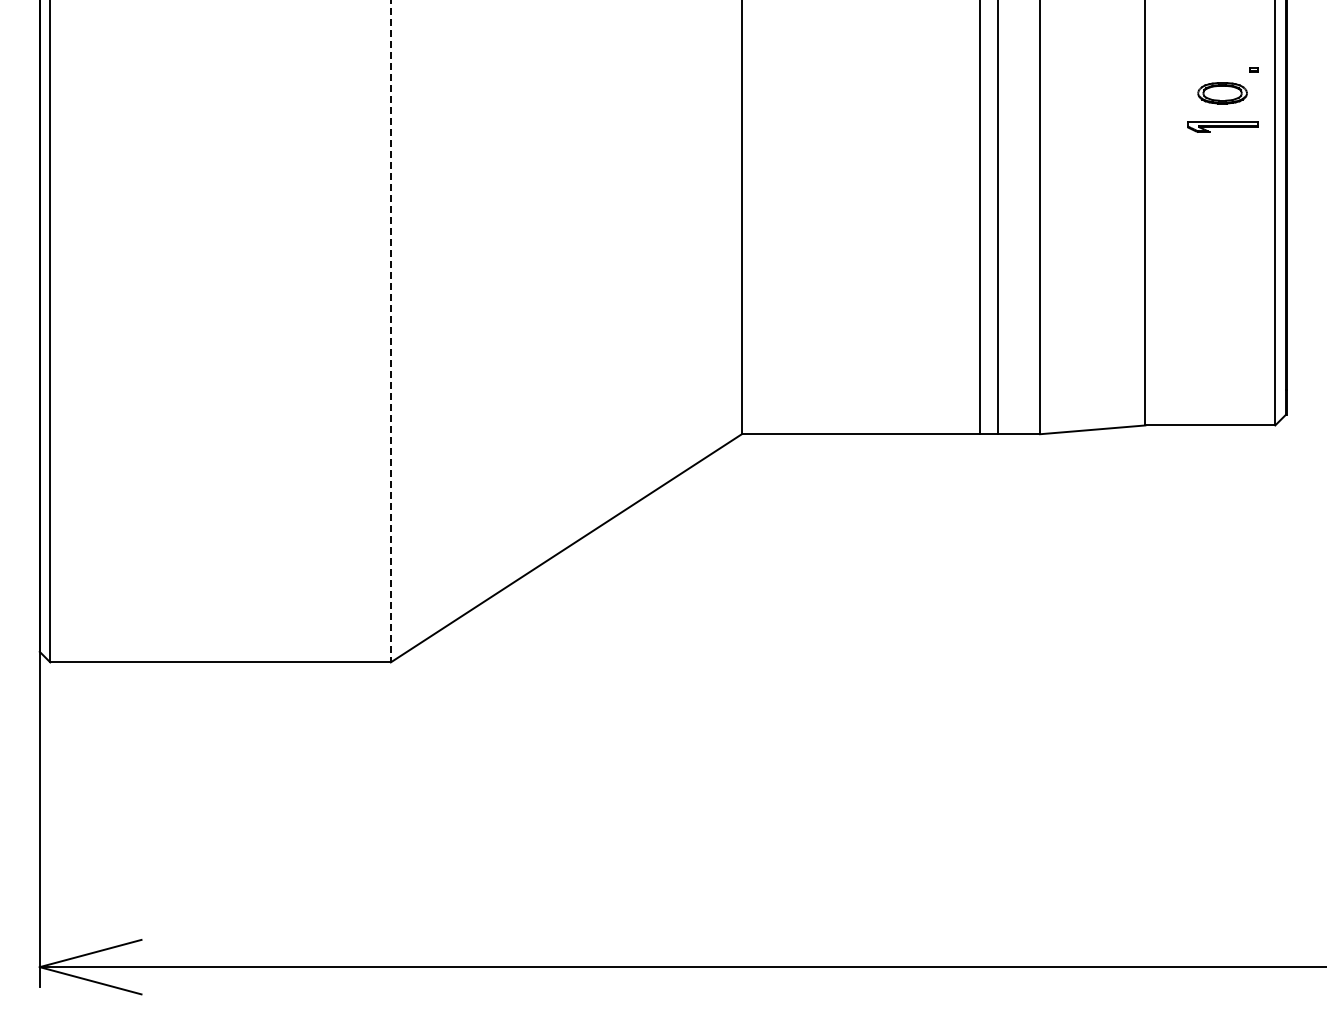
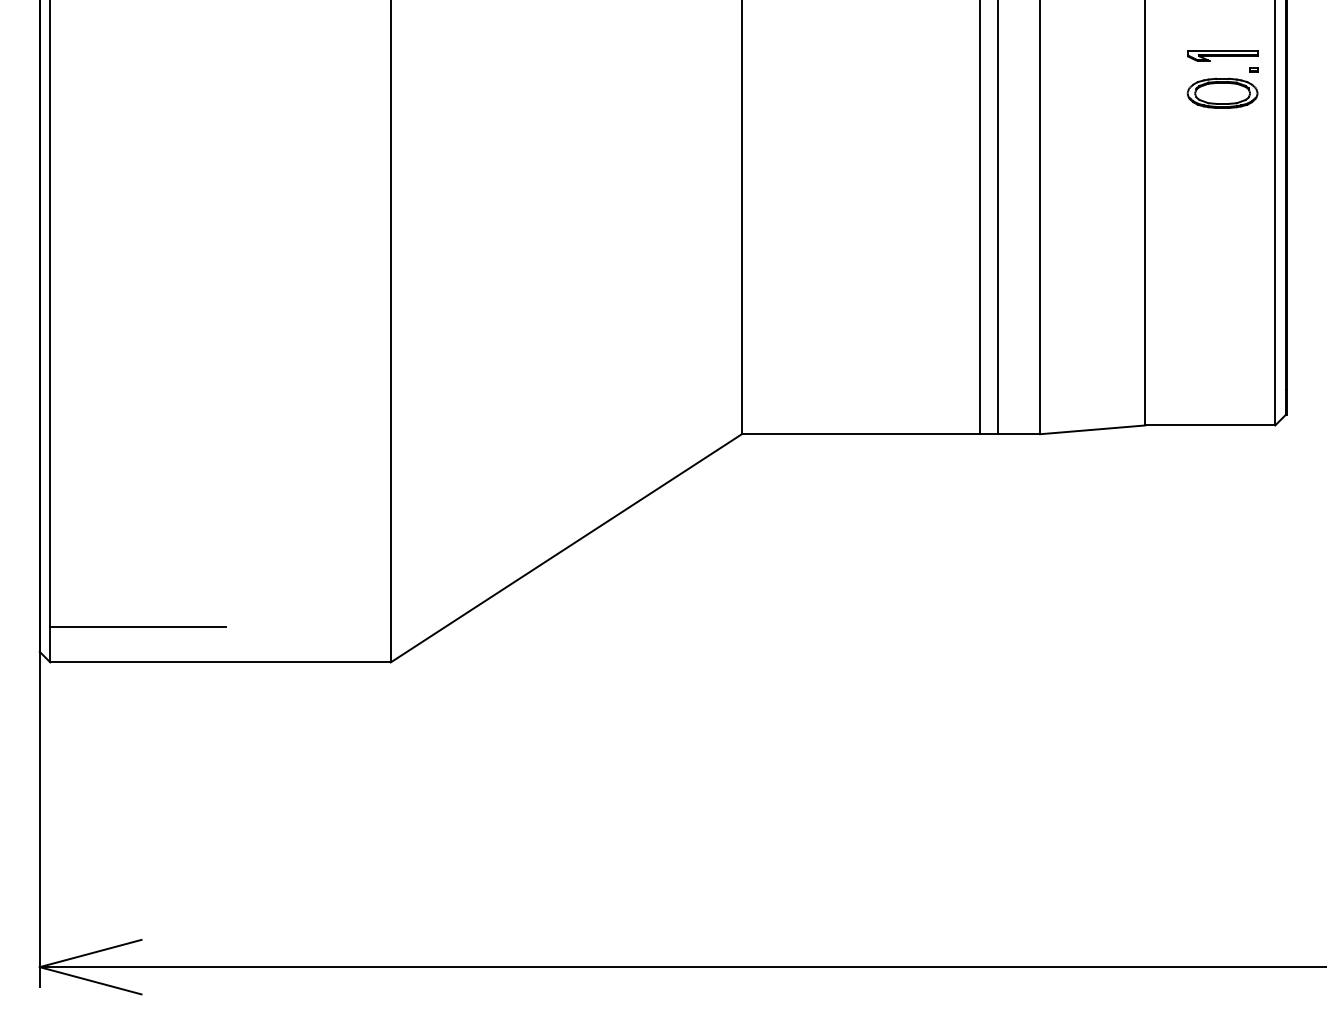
part size: 51x23 px -> 73x32 px (1222, 92)
part position: (1222, 126) -> (1222, 55) (1222, 55)
line: dashed -> solid (390, 331)
line: none -> present (137, 627)
